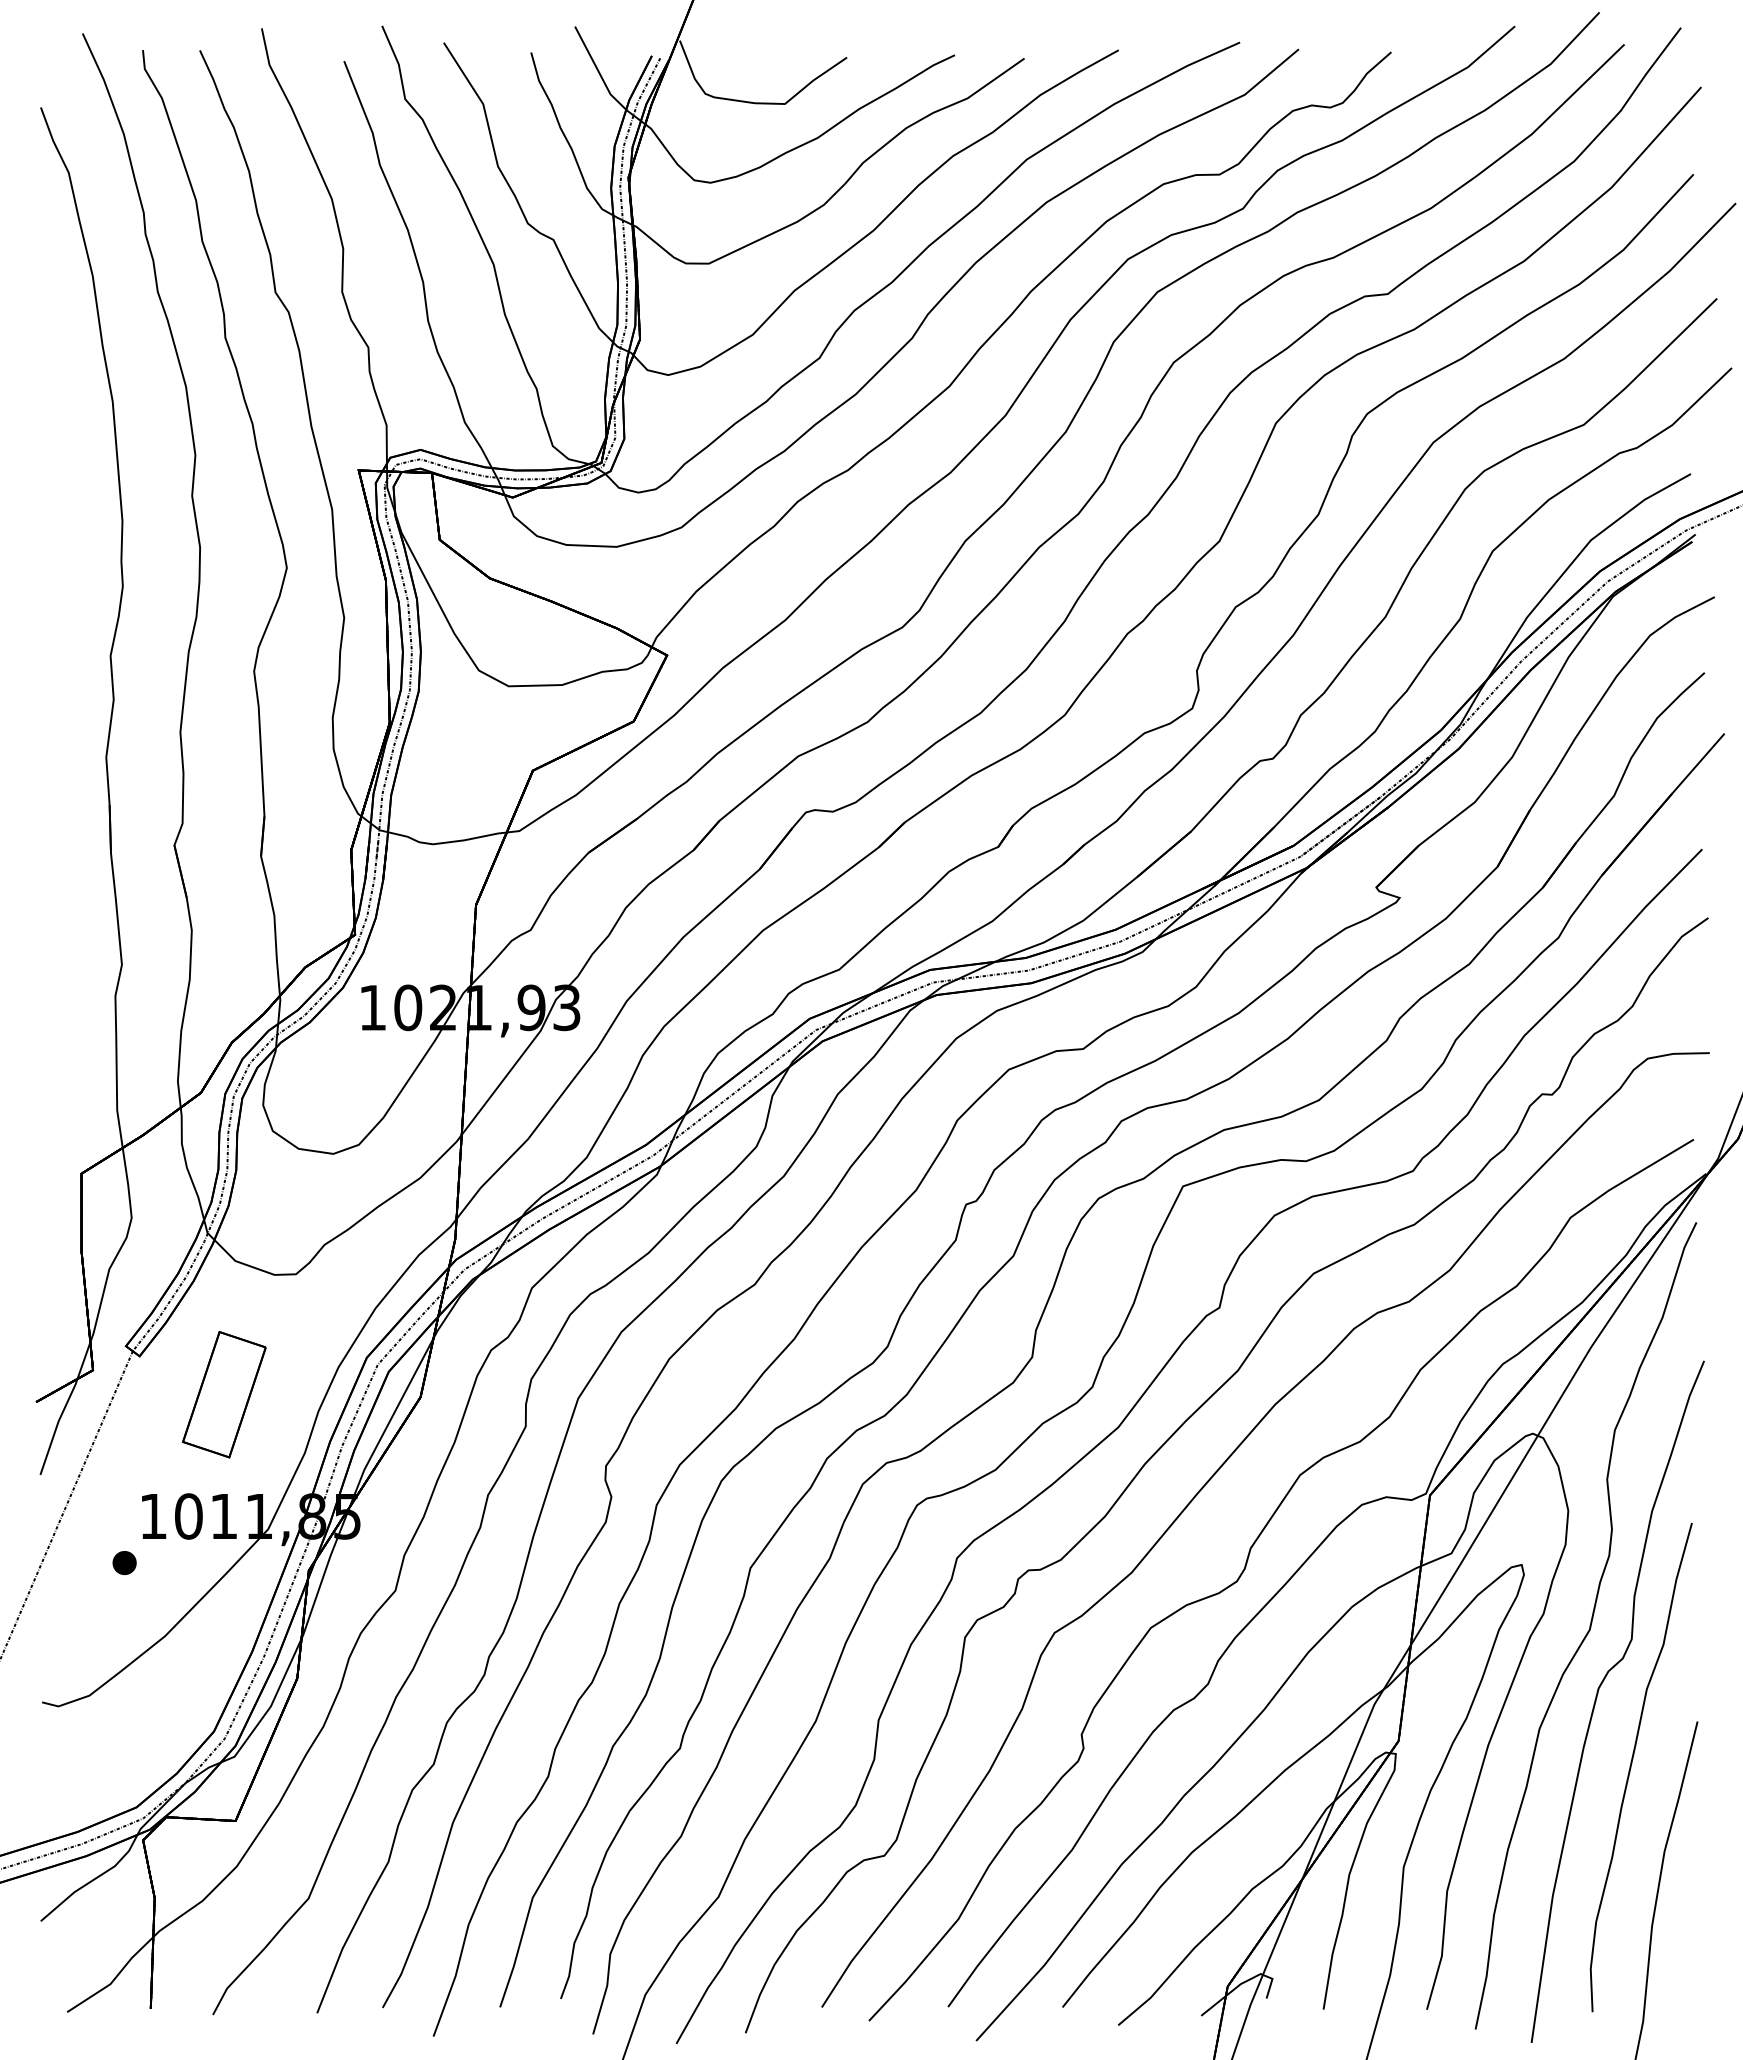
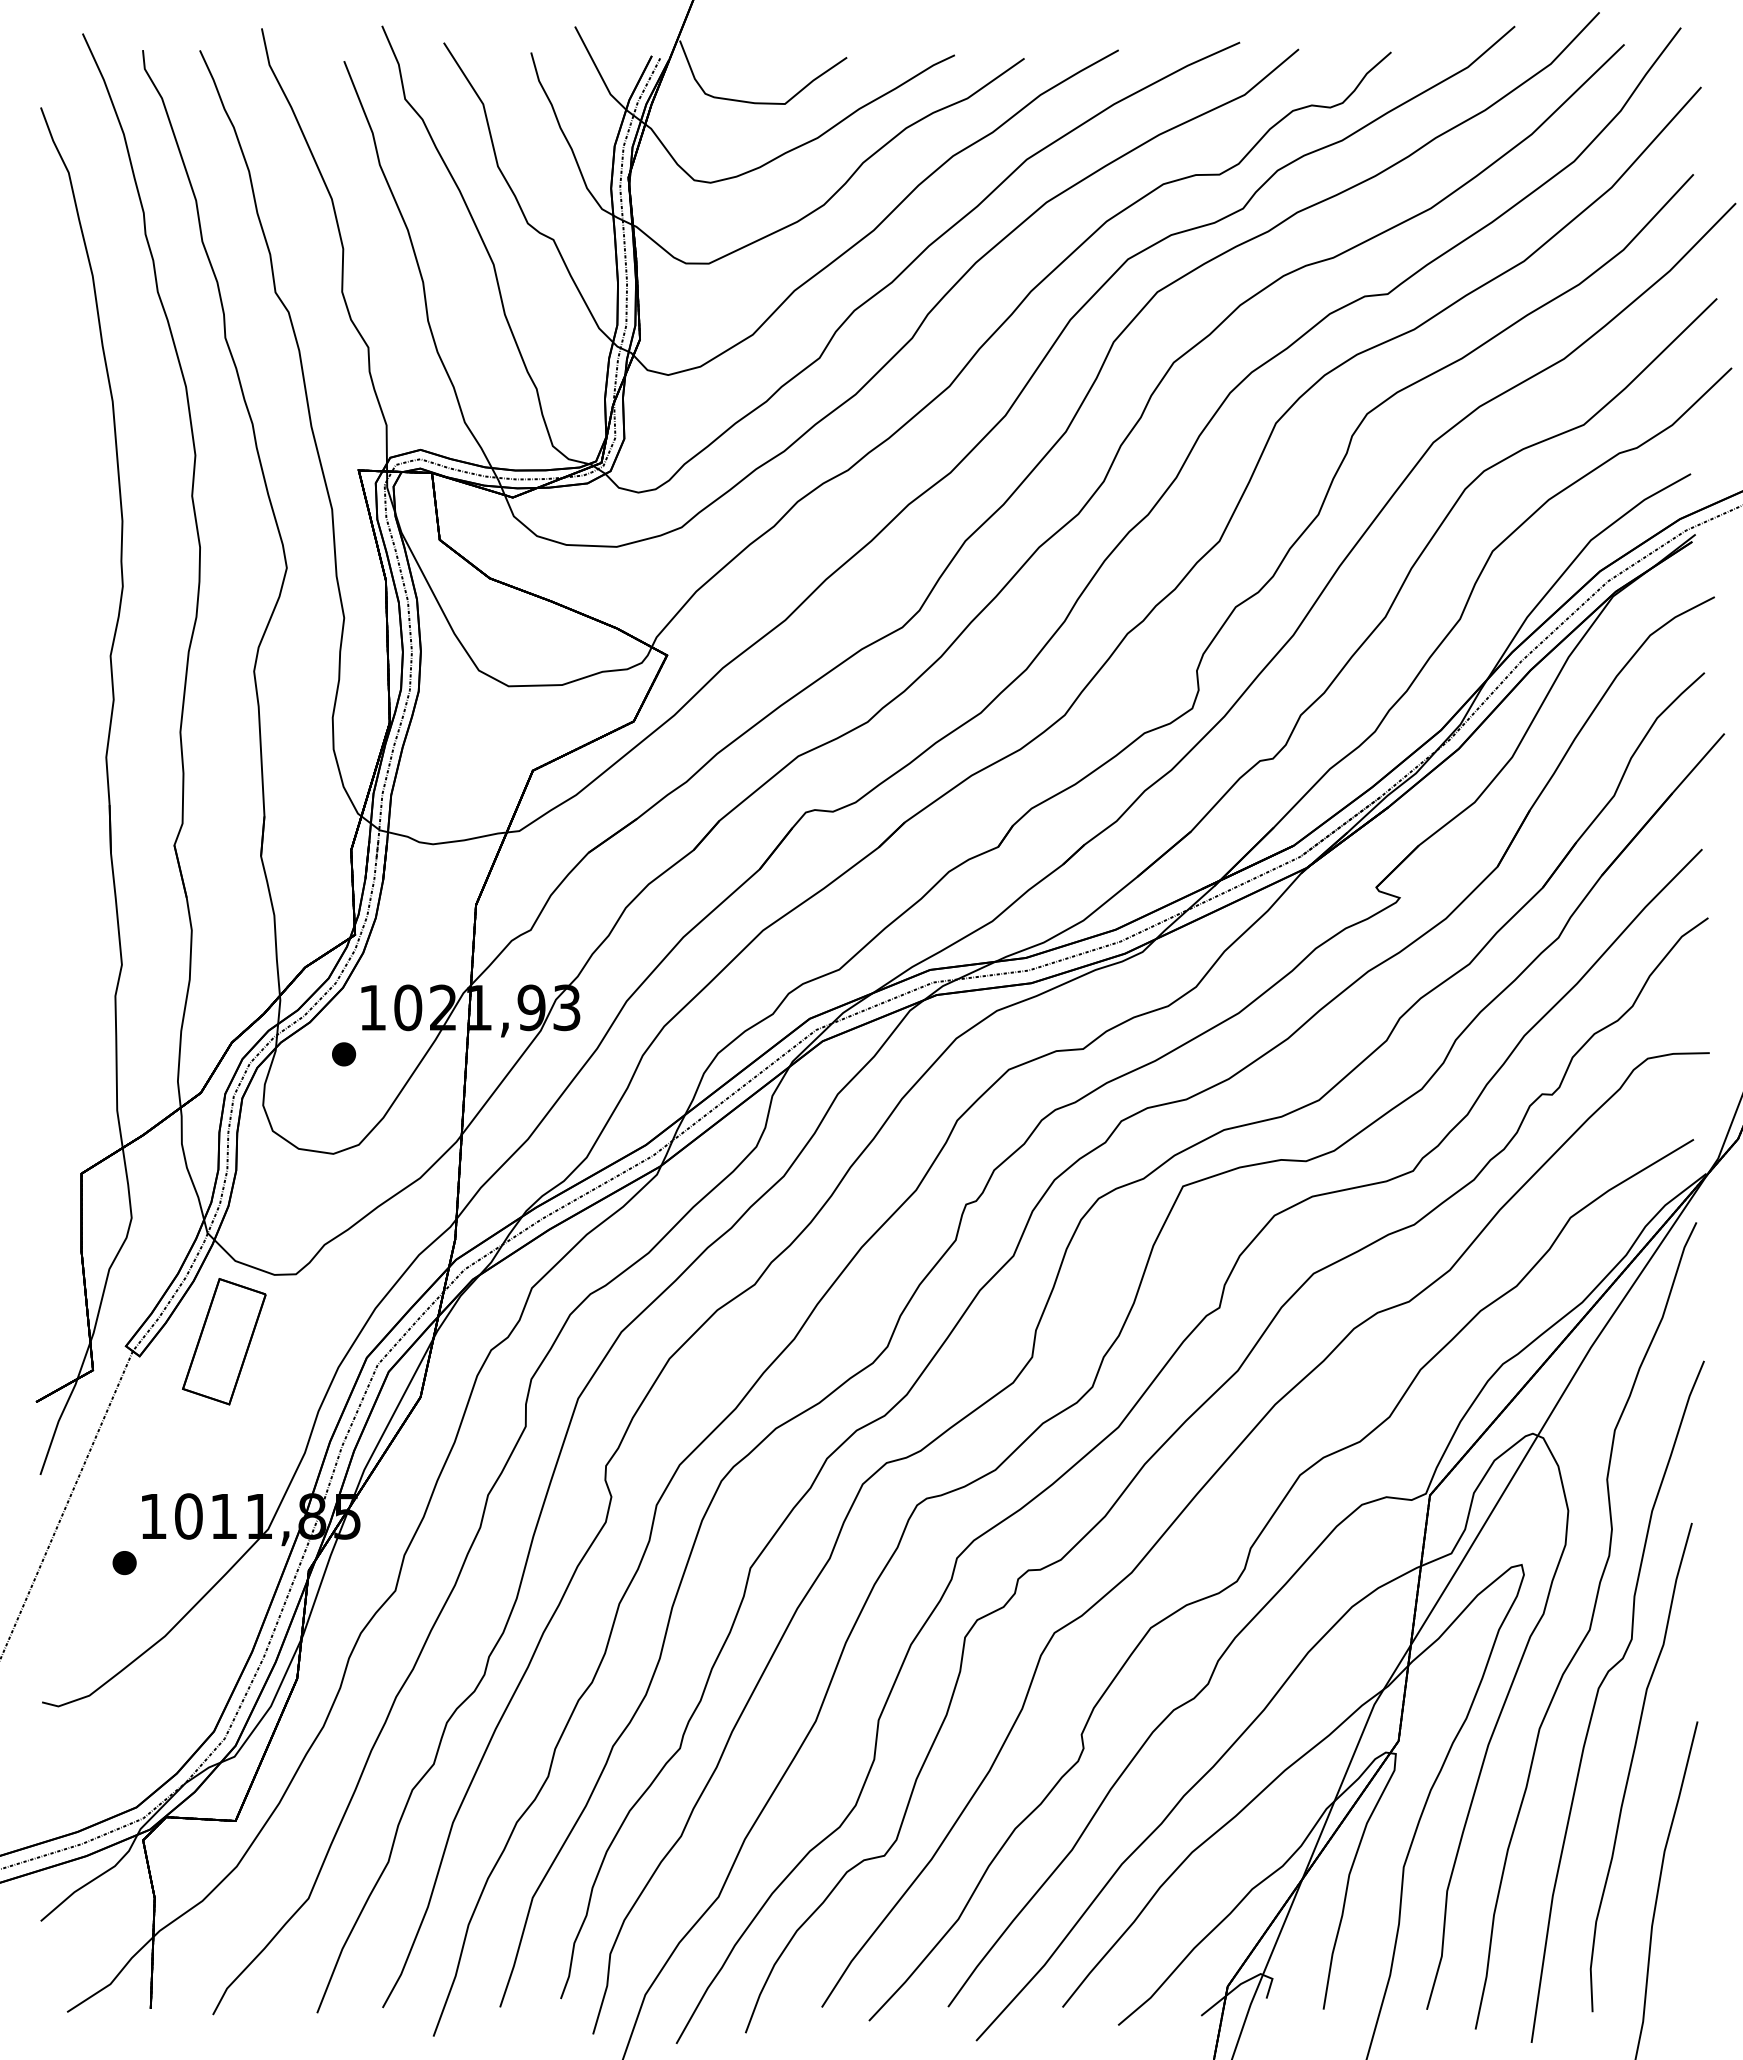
part: none -> present (344, 1054)
part position: (224, 1394) -> (224, 1341) (224, 1341)
